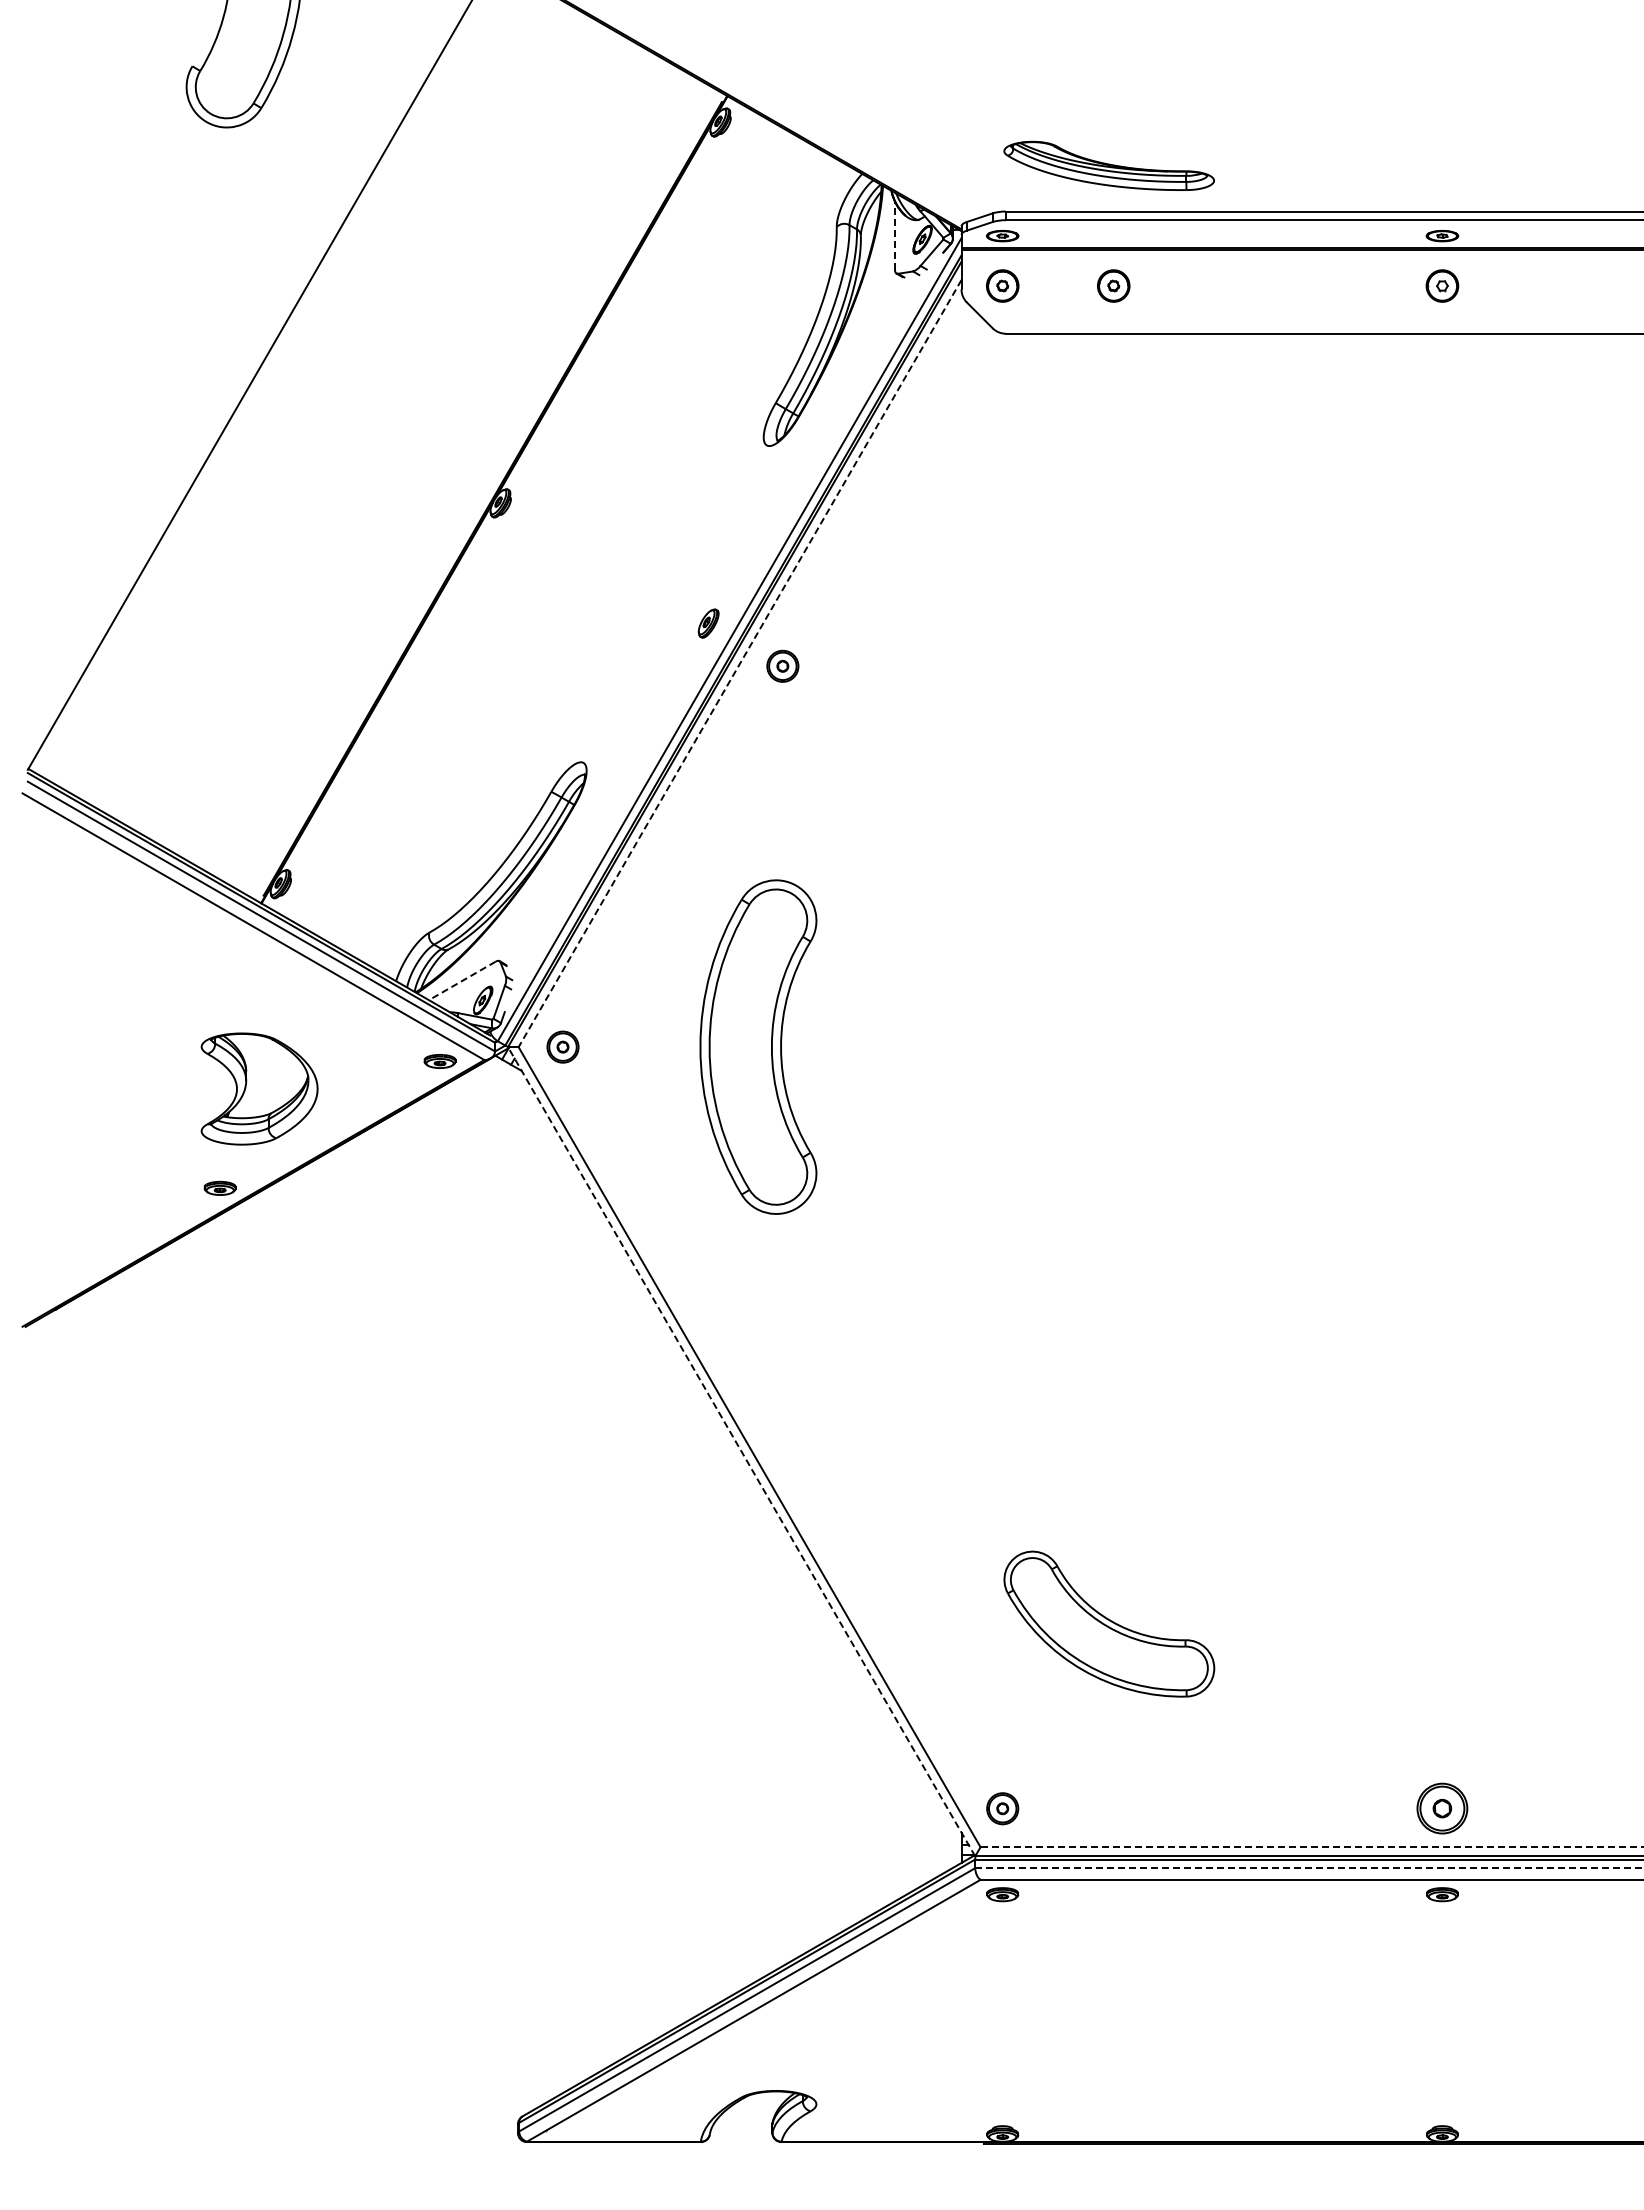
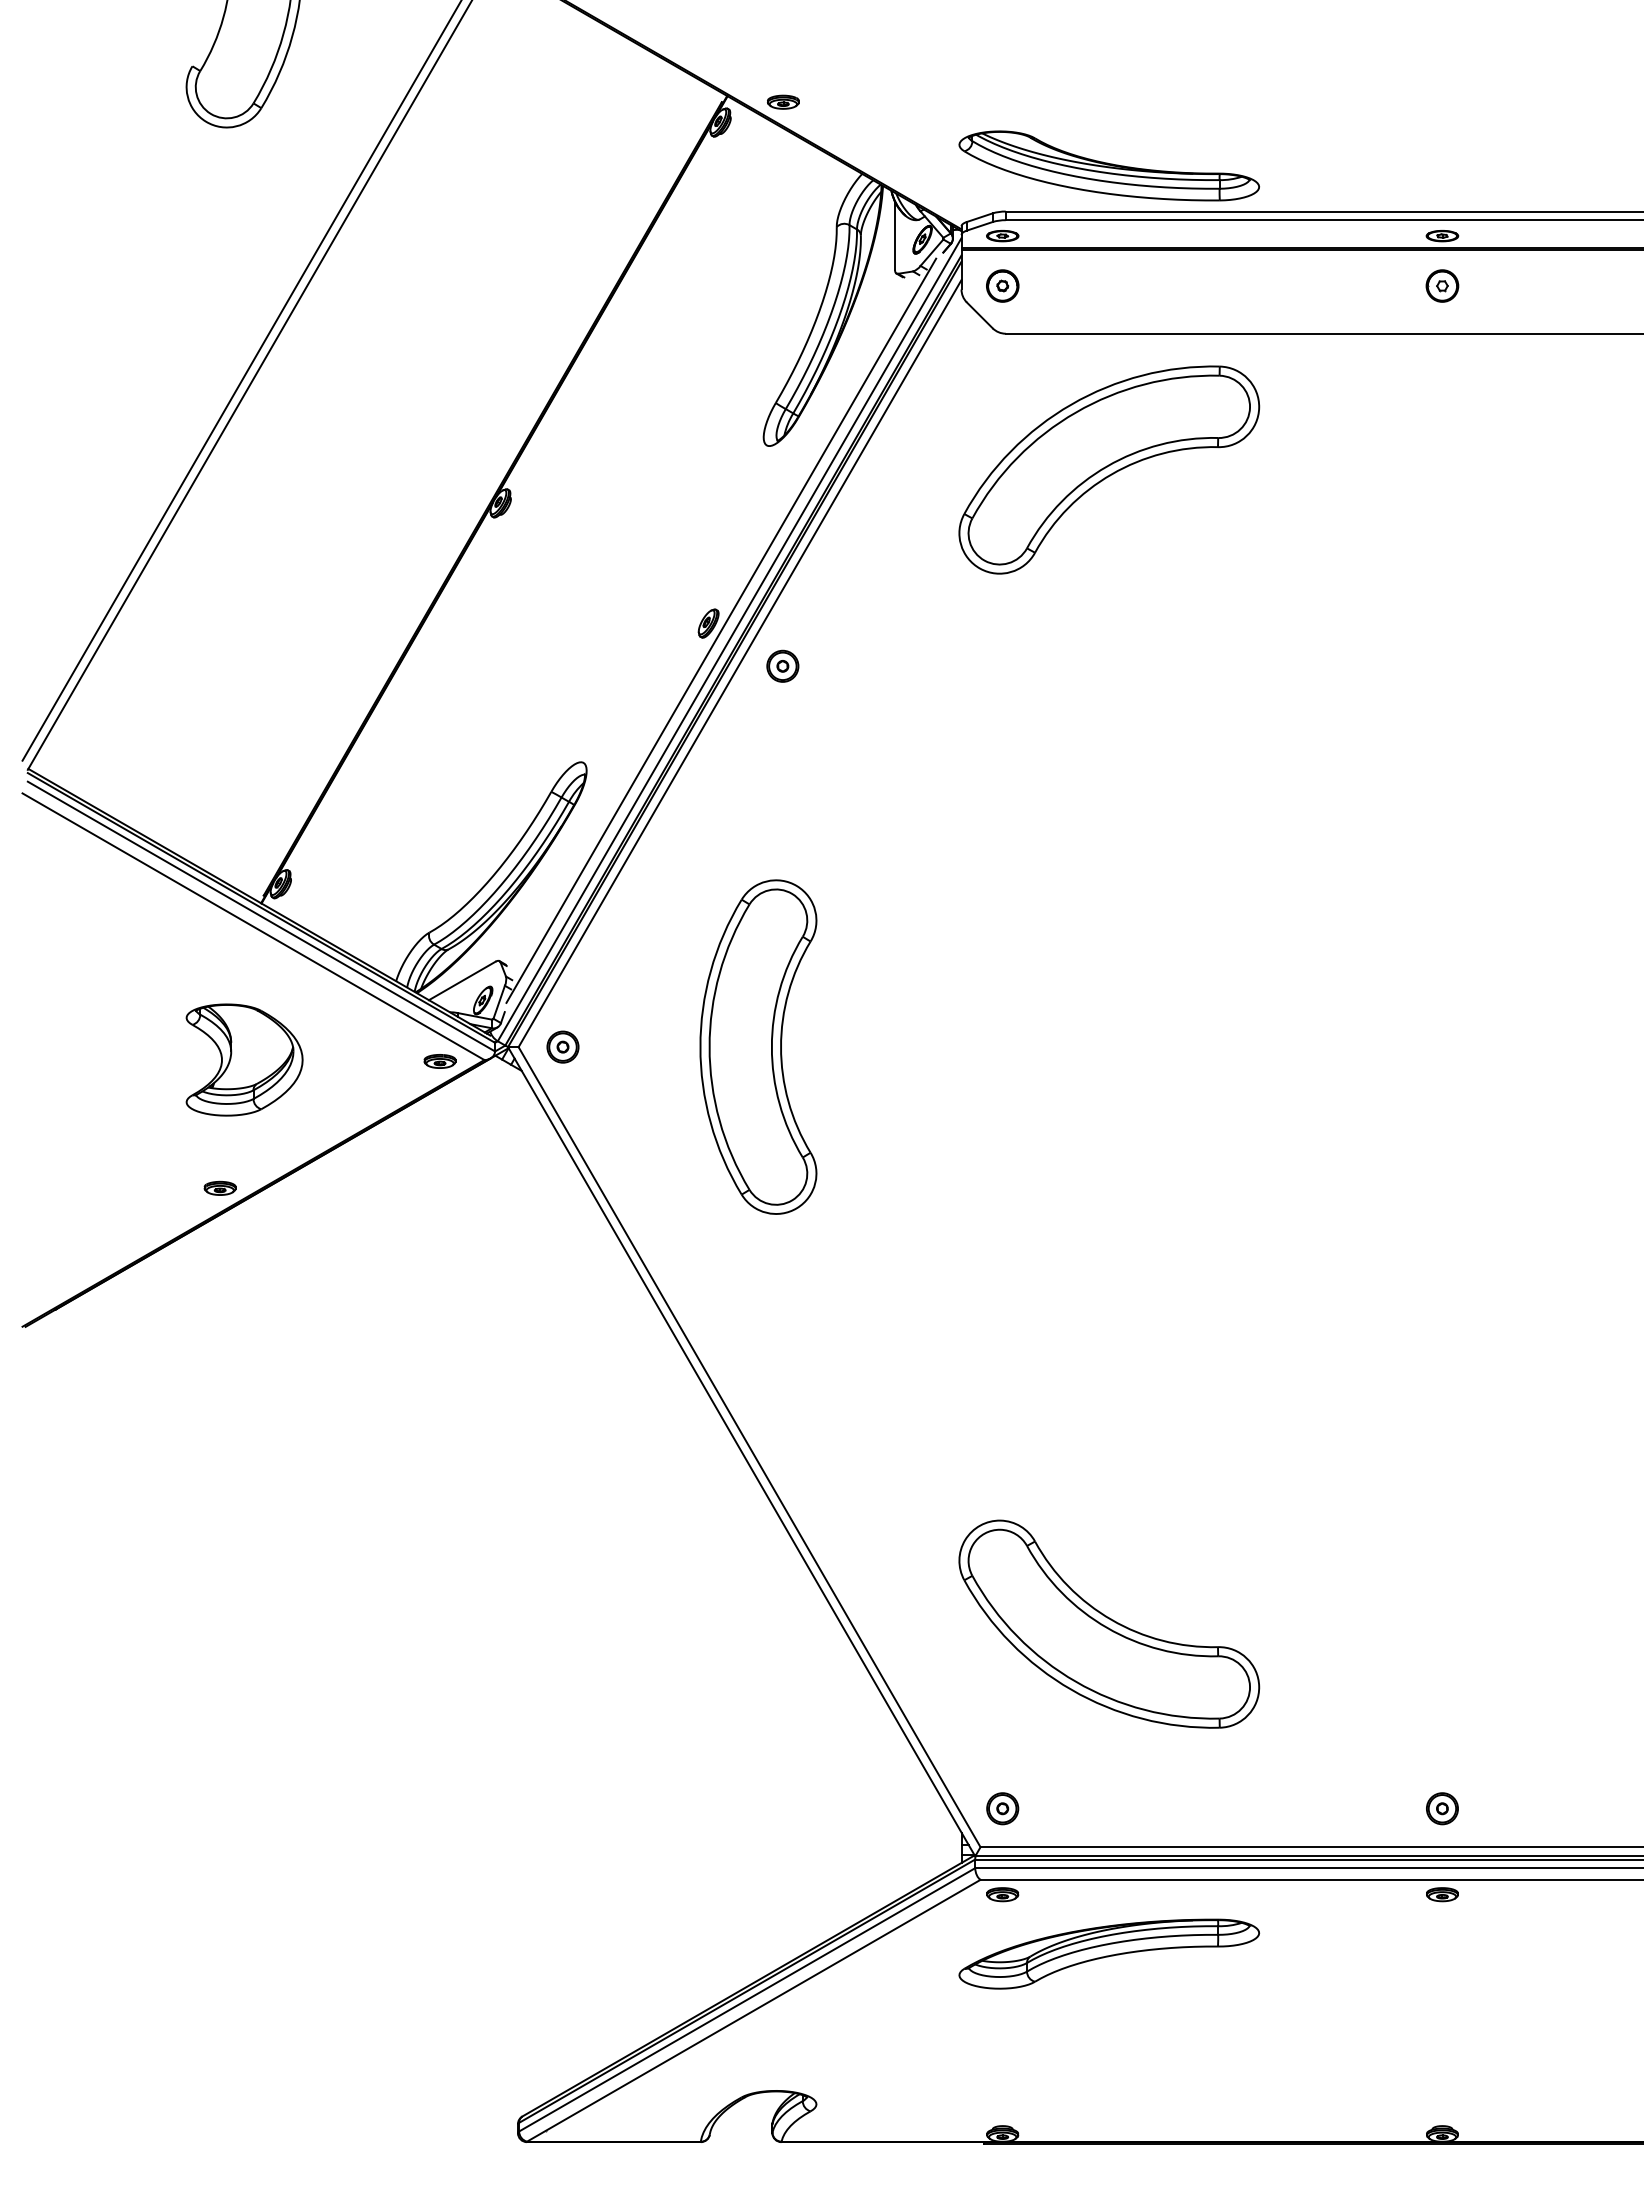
part: none -> present (783, 101)
part size: 212x51 px -> 302x72 px (1108, 165)
line: dashed -> solid (895, 235)
part: present -> none (1113, 285)
line: none -> present (241, 381)
part: none -> present (1109, 469)
line: none -> present (721, 630)
line: dashed -> solid (740, 663)
line: dashed -> solid (461, 981)
part position: (259, 1088) -> (244, 1059) (244, 1059)
line: dashed -> solid (741, 1451)
part size: 213x148 px -> 303x210 px (1109, 1623)
part size: 53x53 px -> 33x34 px (1442, 1808)
line: dashed -> solid (1312, 1847)
line: dashed -> solid (1310, 1868)
part: none -> present (1109, 1953)
